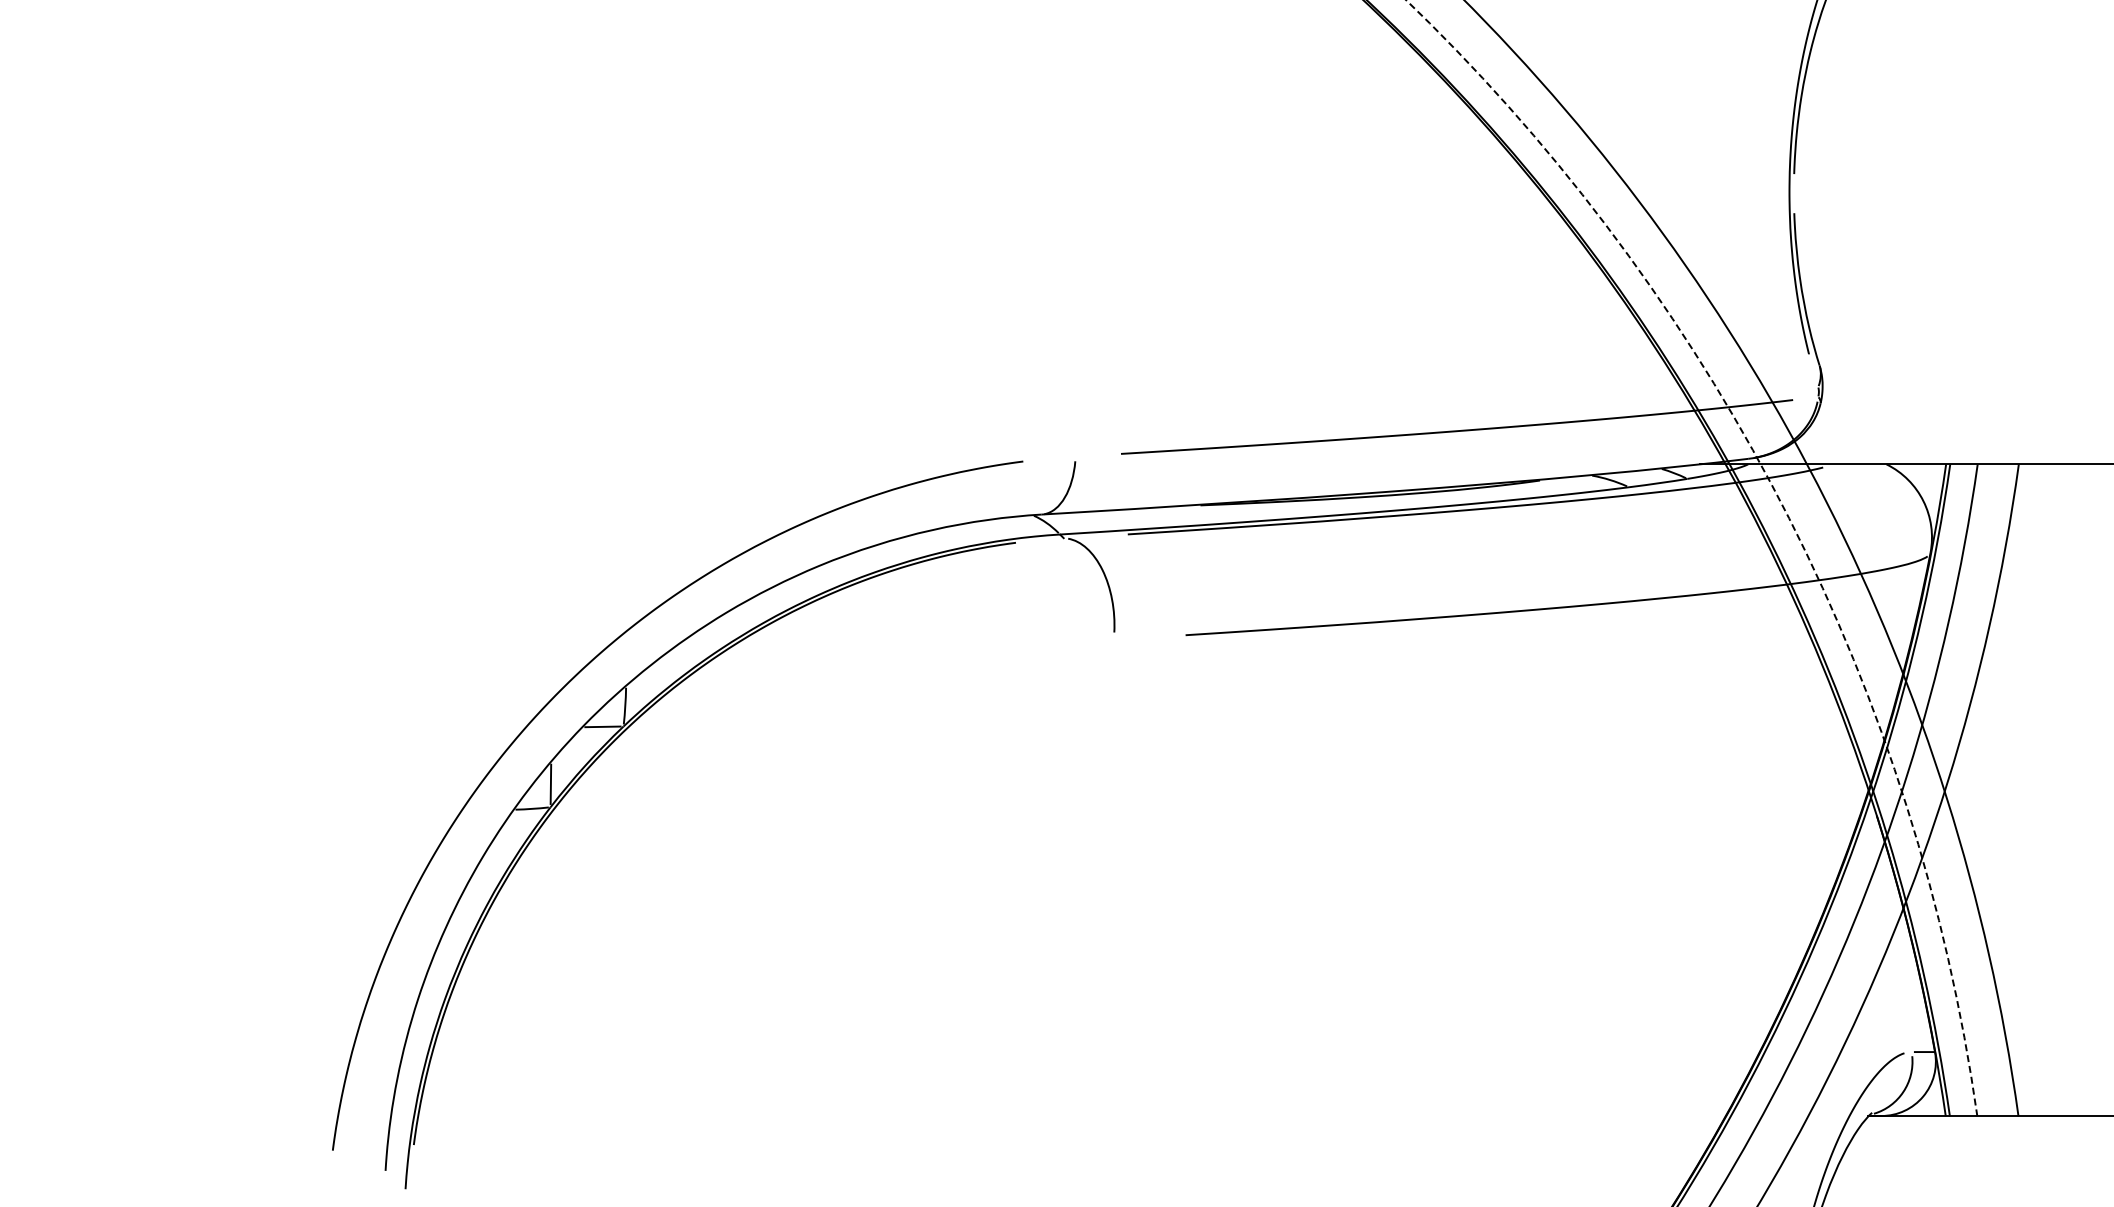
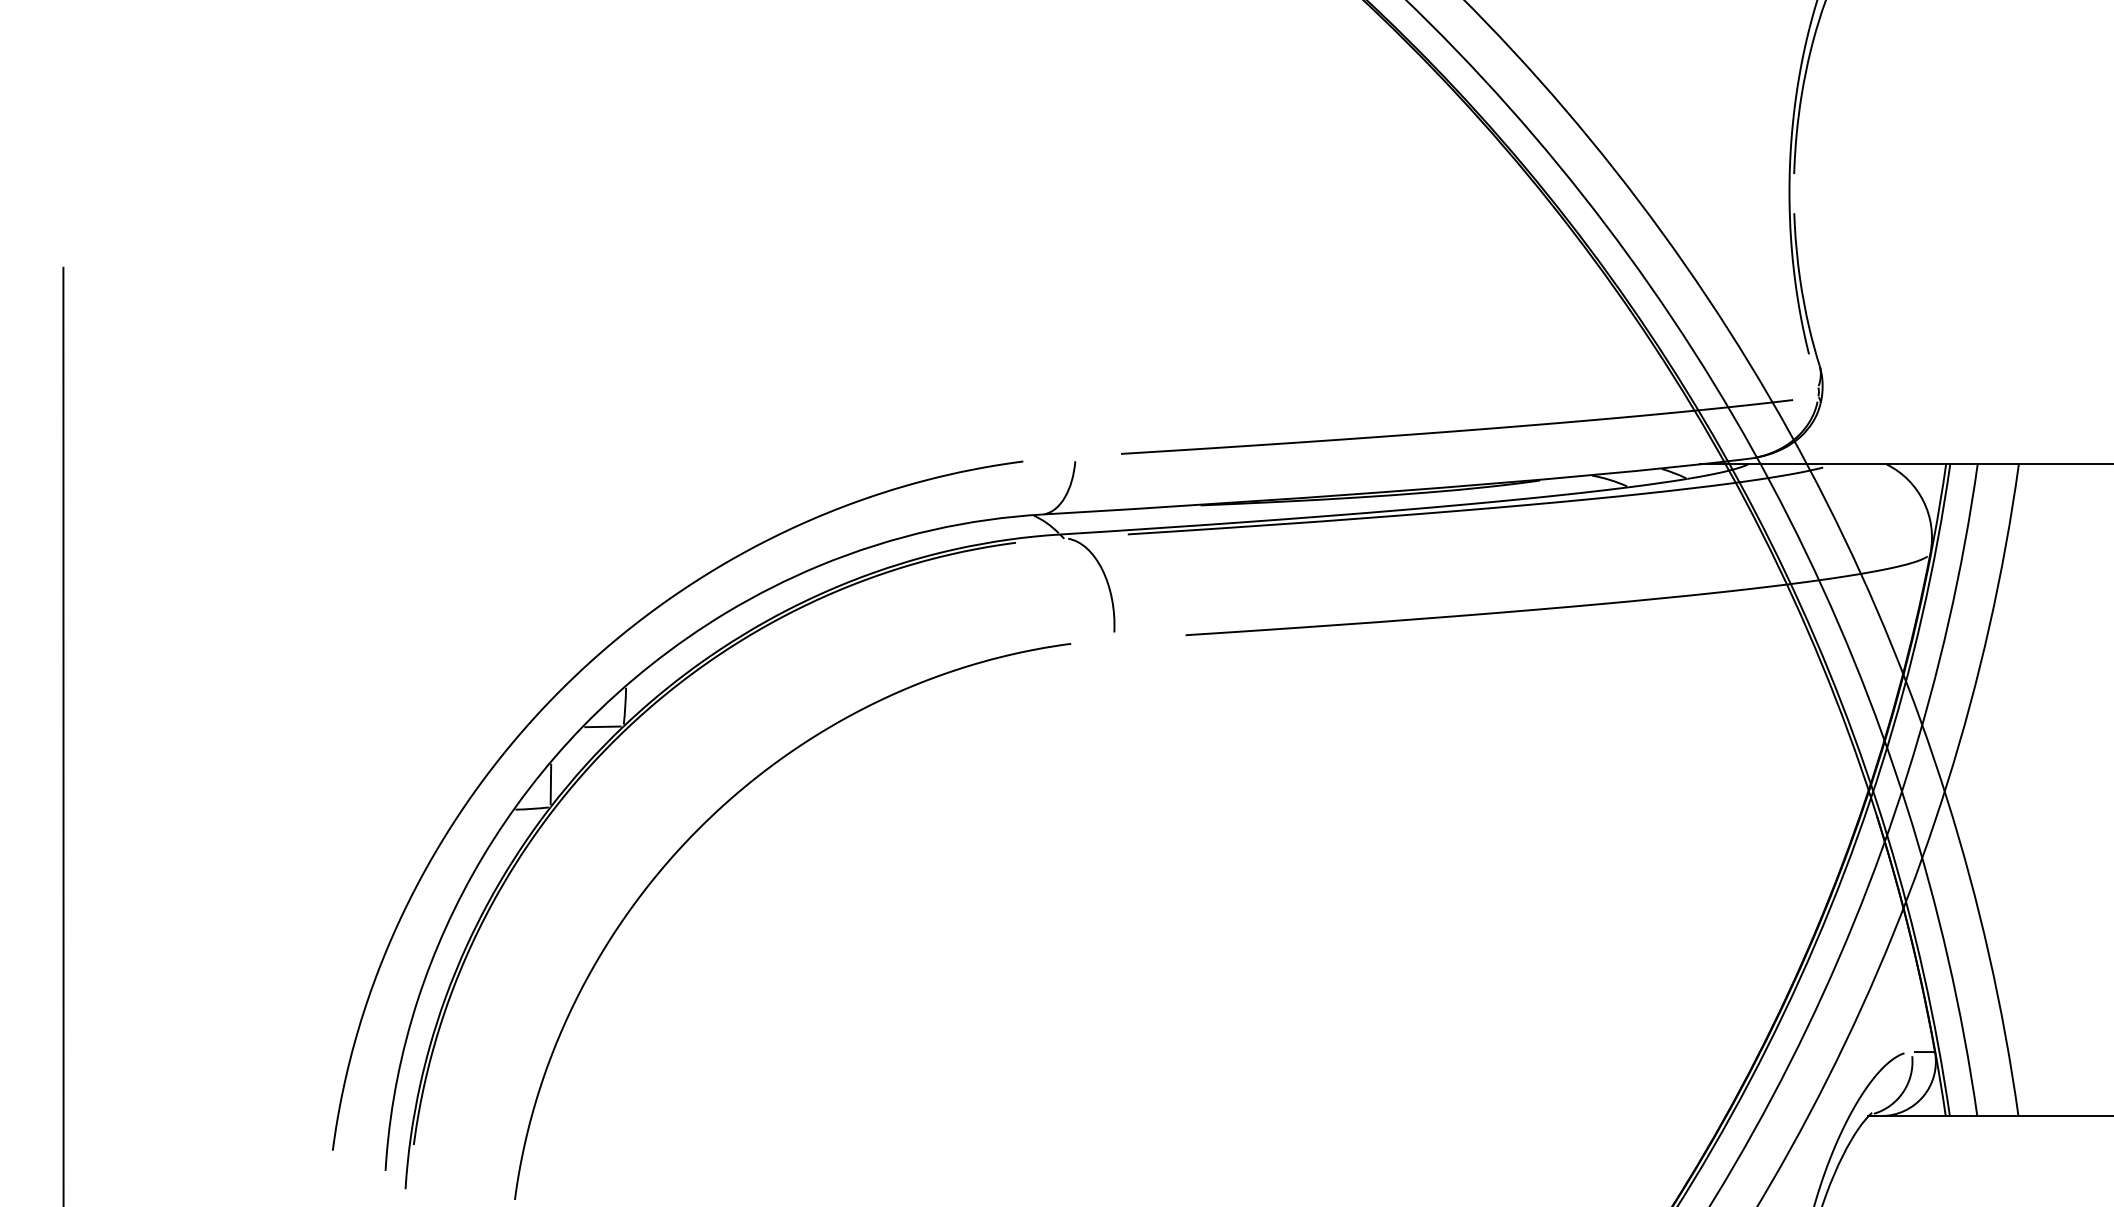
arc: dashed -> solid (1784, 509)
line: none -> present (63, 735)
curve: none -> present (700, 828)
